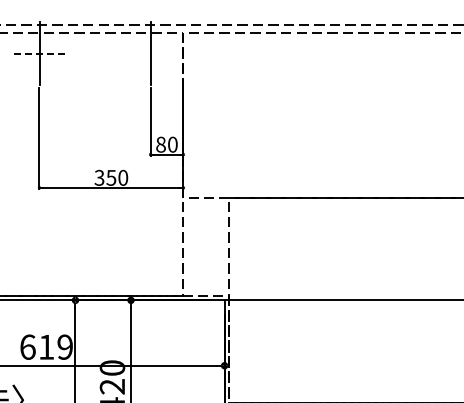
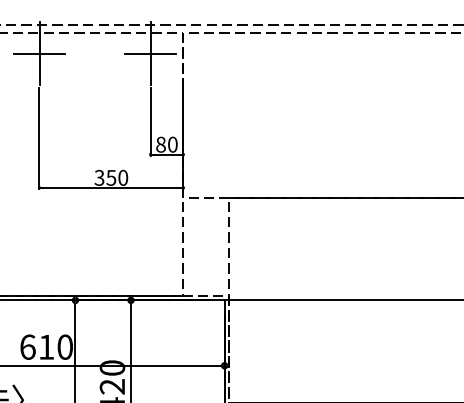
line: dashed -> solid (39, 53)
line: none -> present (150, 53)
text: 619 -> 610 (64, 346)
